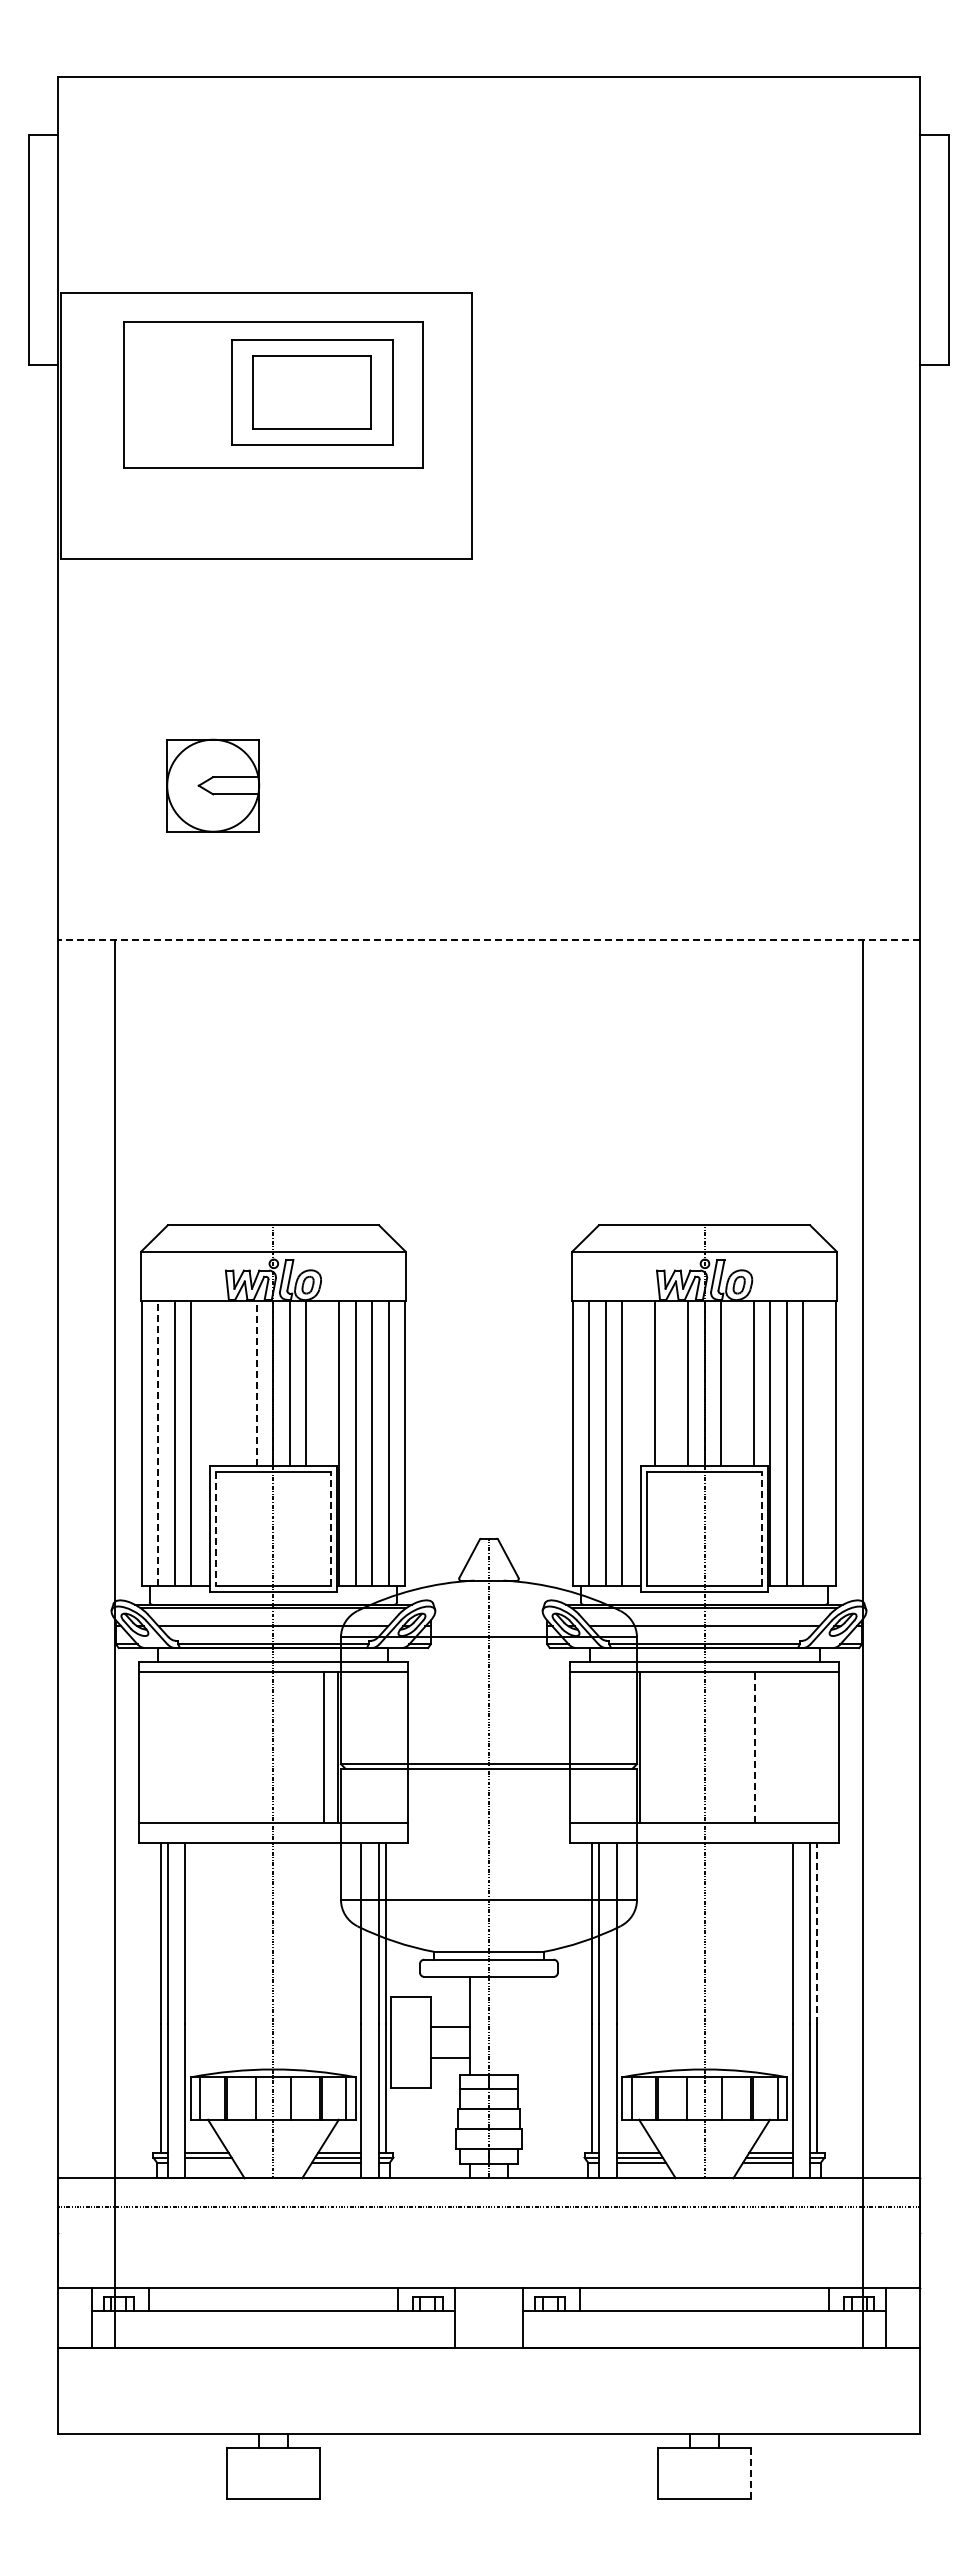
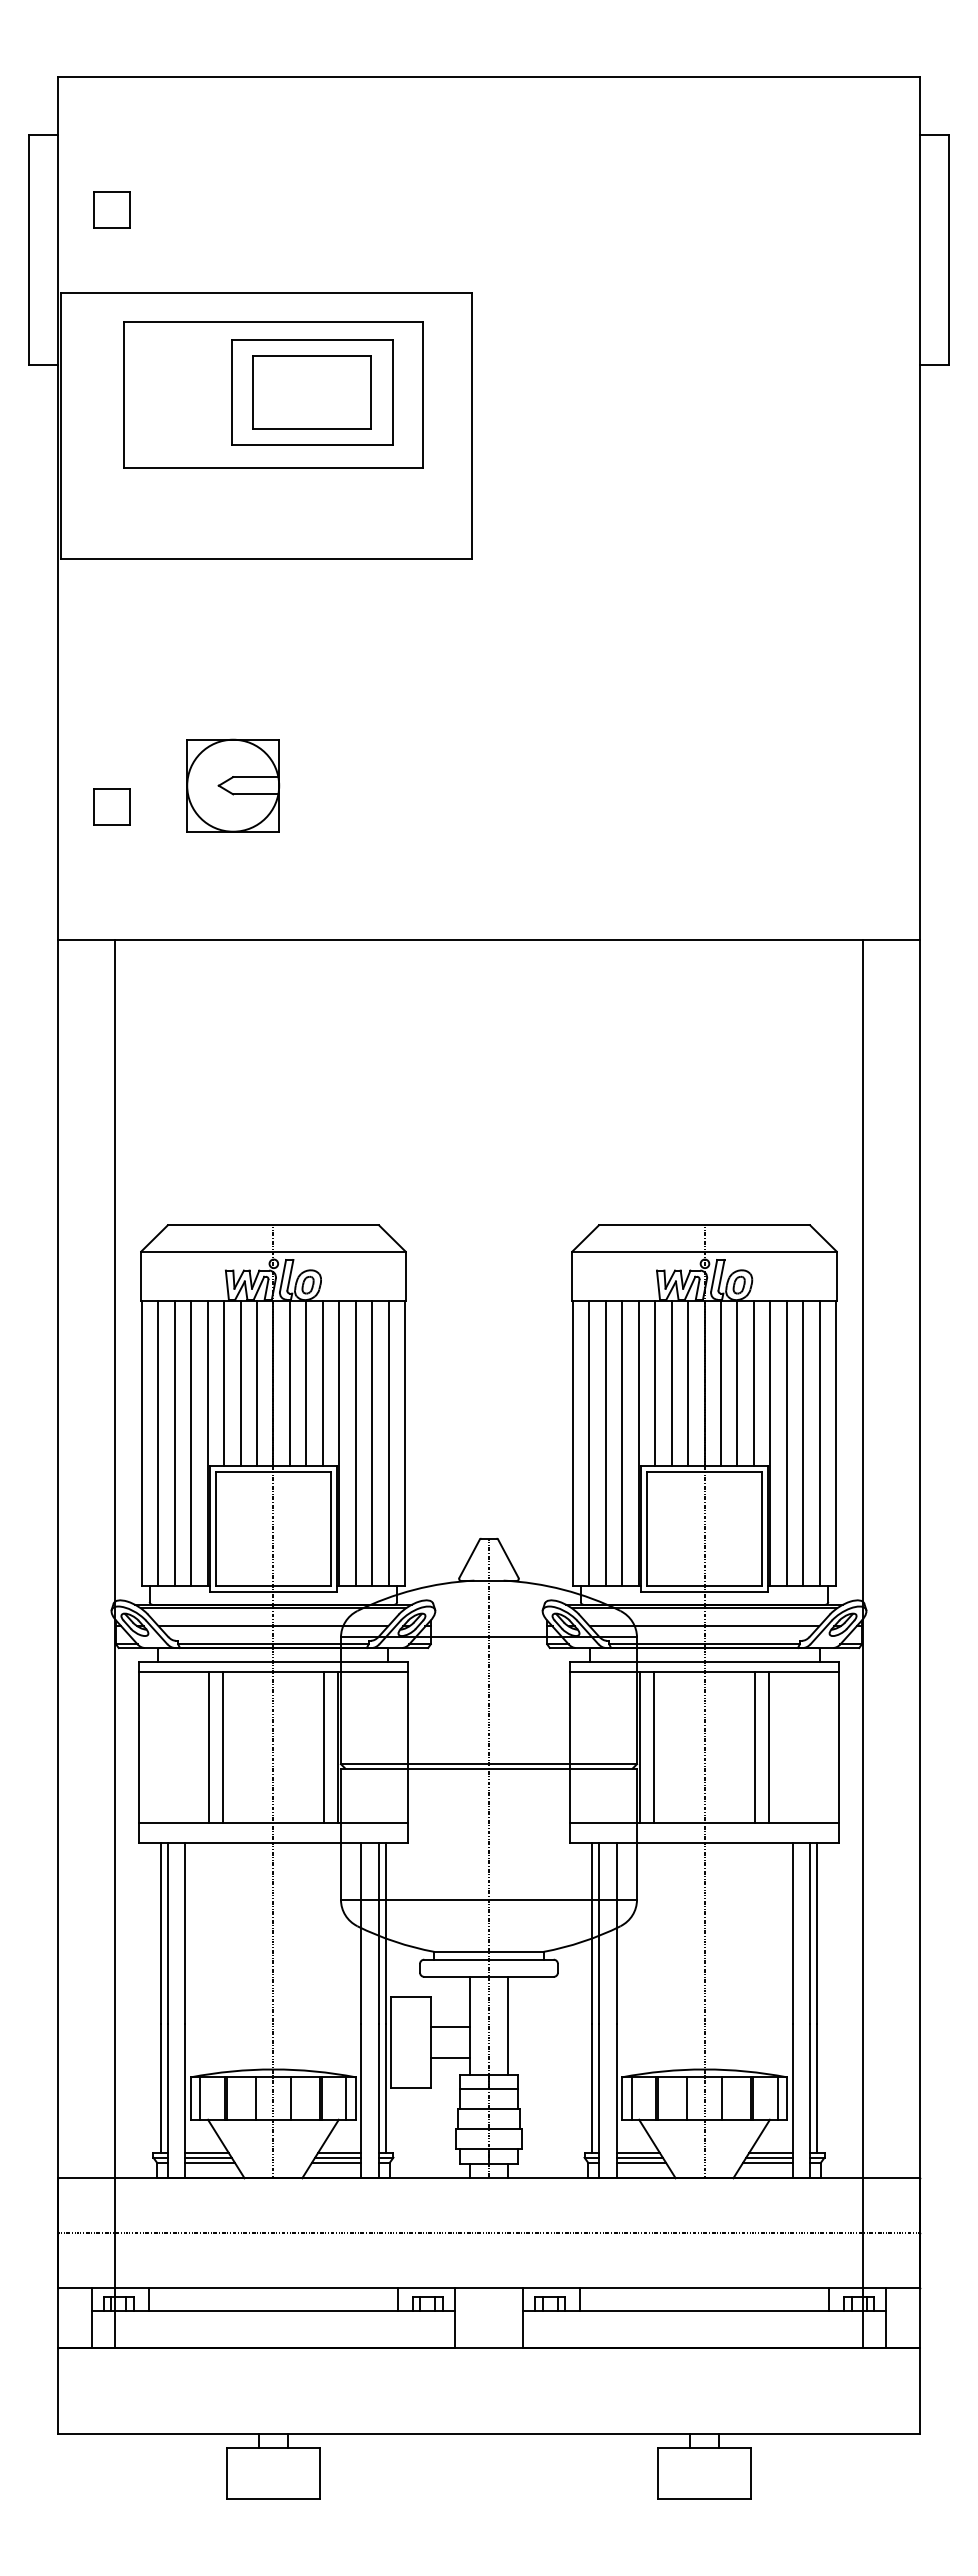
part: none -> present (111, 209)
part position: (213, 785) -> (233, 785) (233, 785)
part: none -> present (111, 806)
line: dashed -> solid (488, 939)
line: none -> present (224, 1383)
line: none -> present (240, 1383)
line: dashed -> solid (256, 1383)
line: none -> present (322, 1383)
line: none -> present (671, 1383)
line: none -> present (737, 1383)
line: dashed -> solid (158, 1443)
line: none -> present (207, 1443)
line: none -> present (638, 1443)
line: none -> present (819, 1443)
line: dashed -> solid (215, 1528)
line: dashed -> solid (330, 1528)
line: dashed -> solid (762, 1528)
line: none -> present (208, 1747)
line: none -> present (223, 1747)
line: none -> present (654, 1747)
line: dashed -> solid (754, 1747)
line: none -> present (769, 1747)
line: dashed -> solid (817, 1933)
line: none -> present (508, 2025)
line: none -> present (209, 2162)
line position: (488, 2206) -> (488, 2232) (488, 2232)
line: dashed -> solid (751, 2473)
